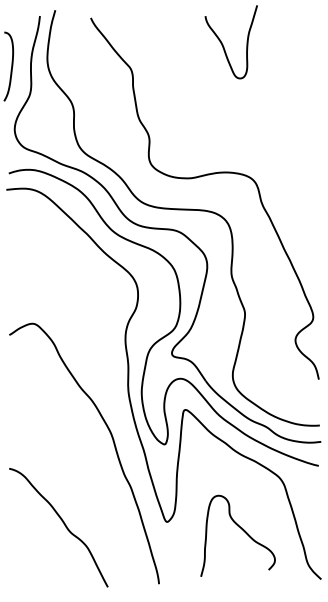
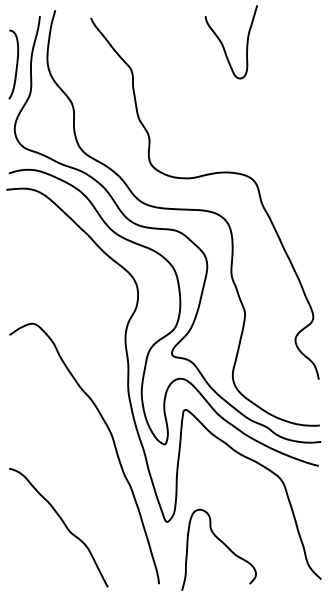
curve position: (11, 66) -> (16, 64) (16, 64)
curve position: (242, 530) -> (223, 544) (223, 544)
